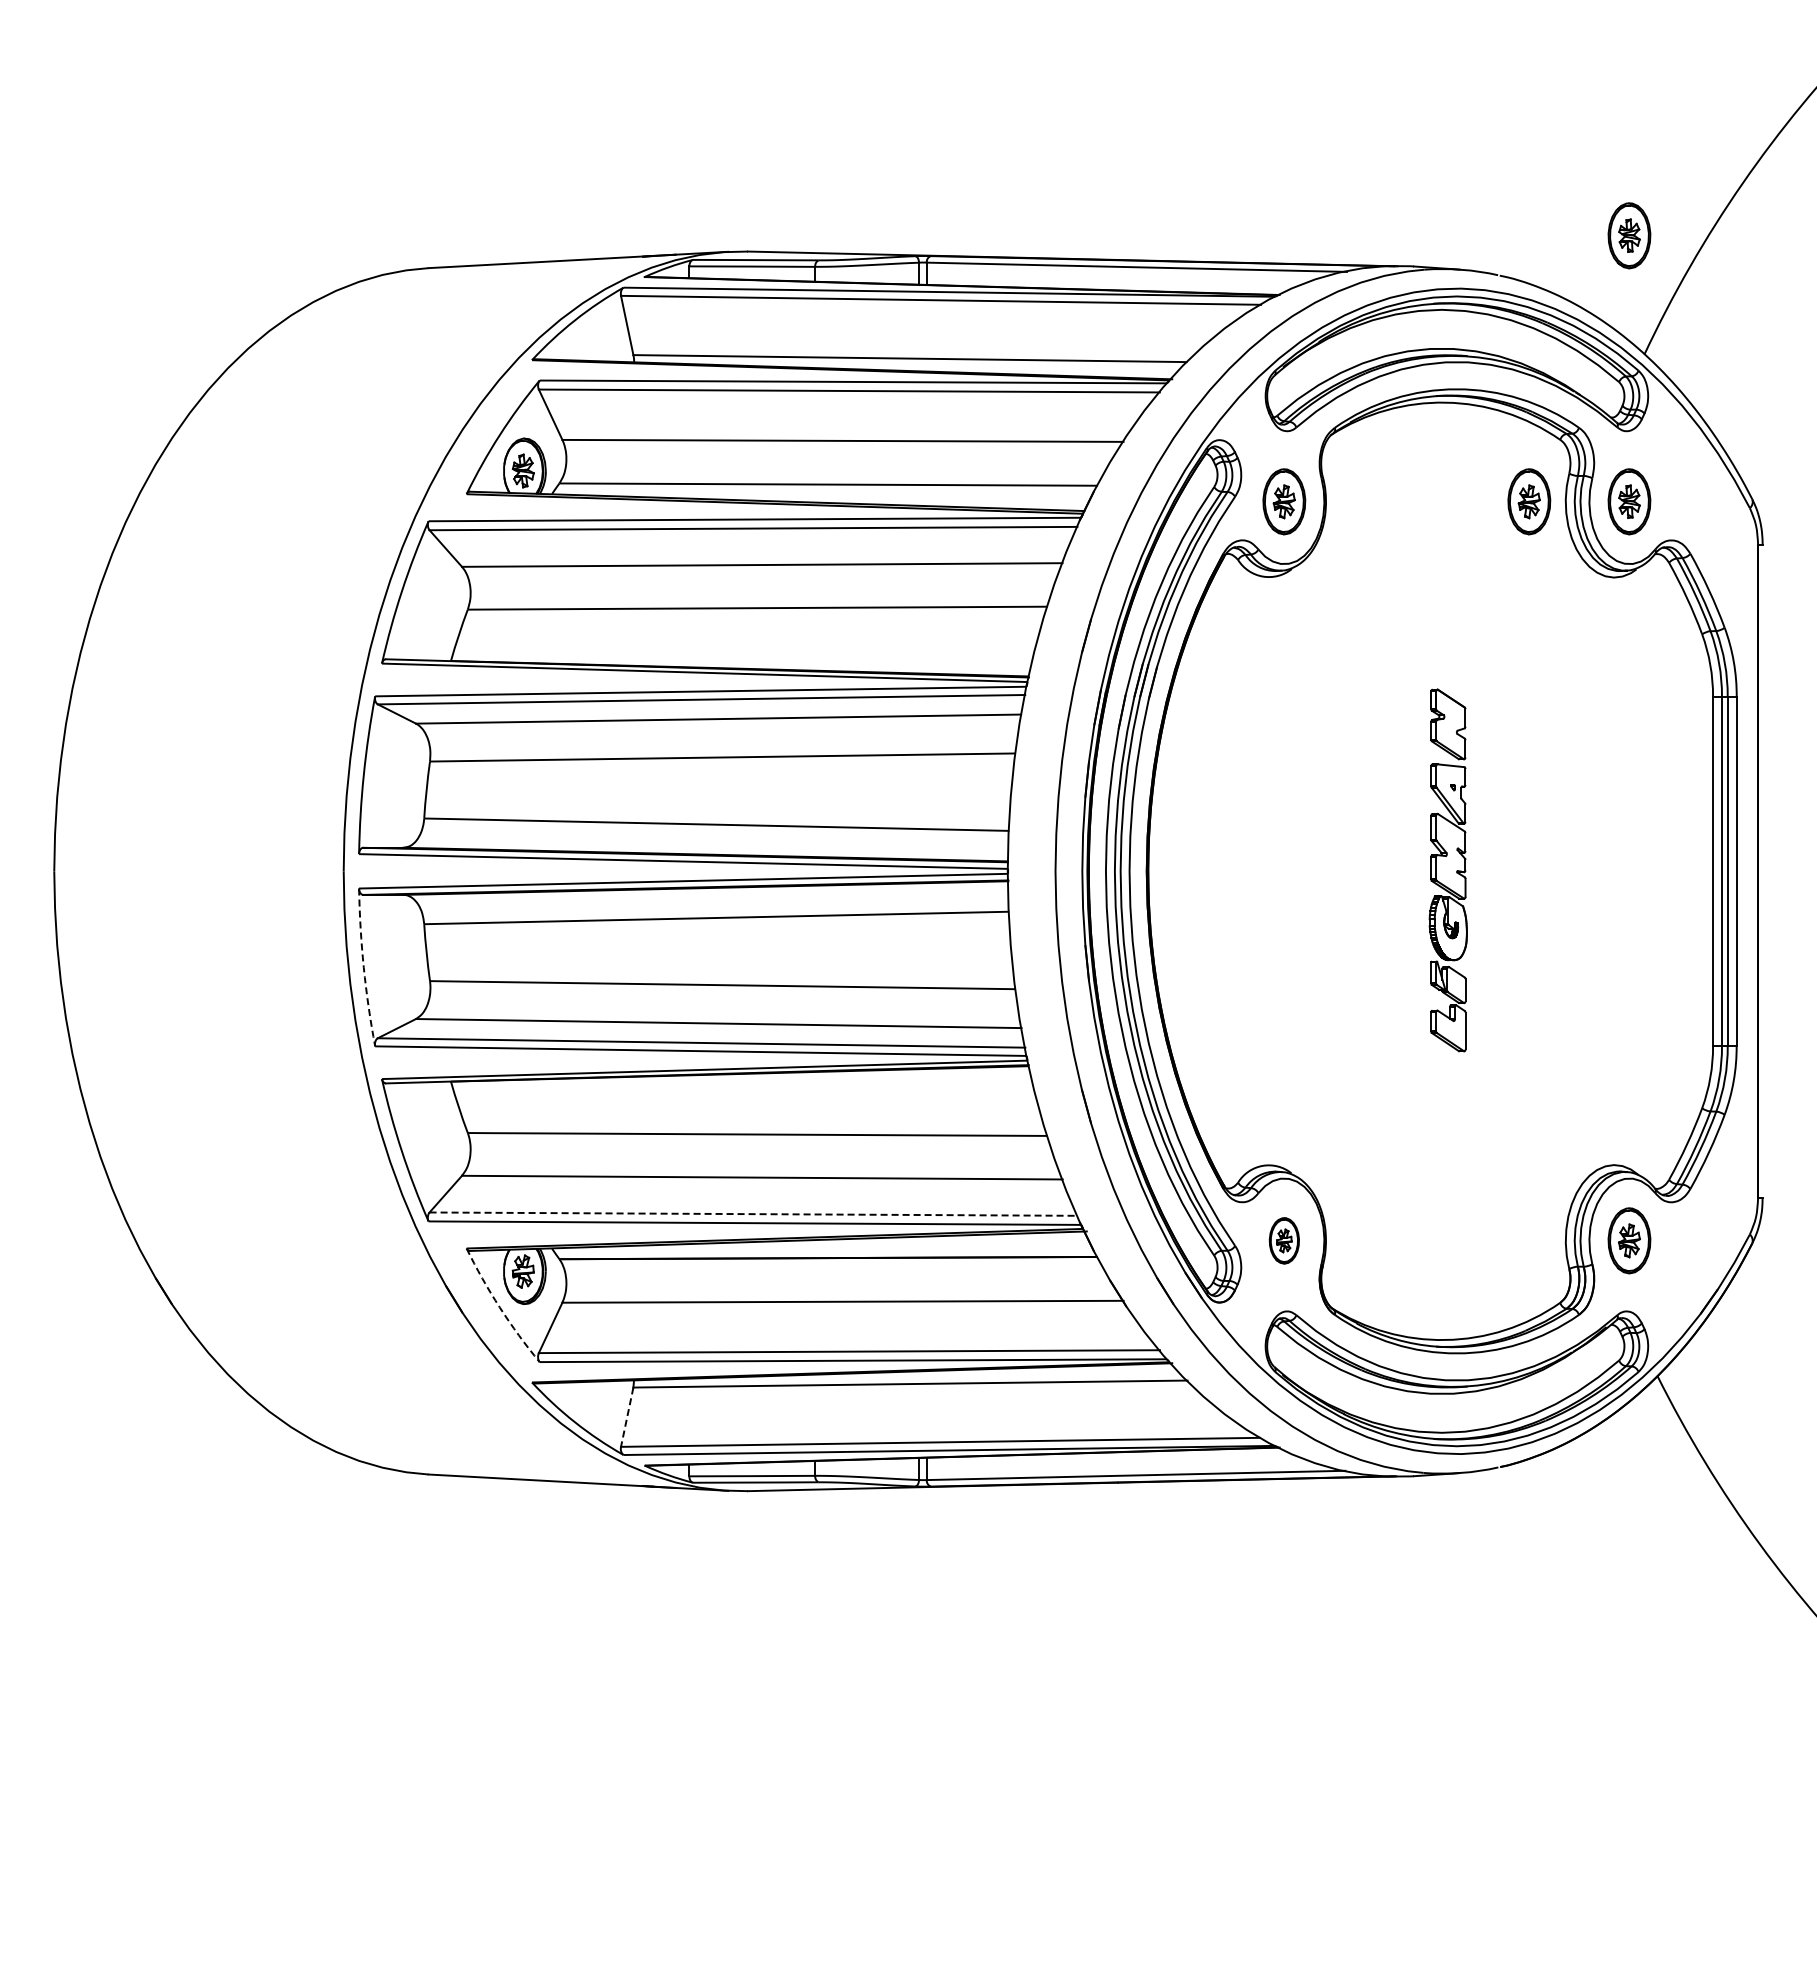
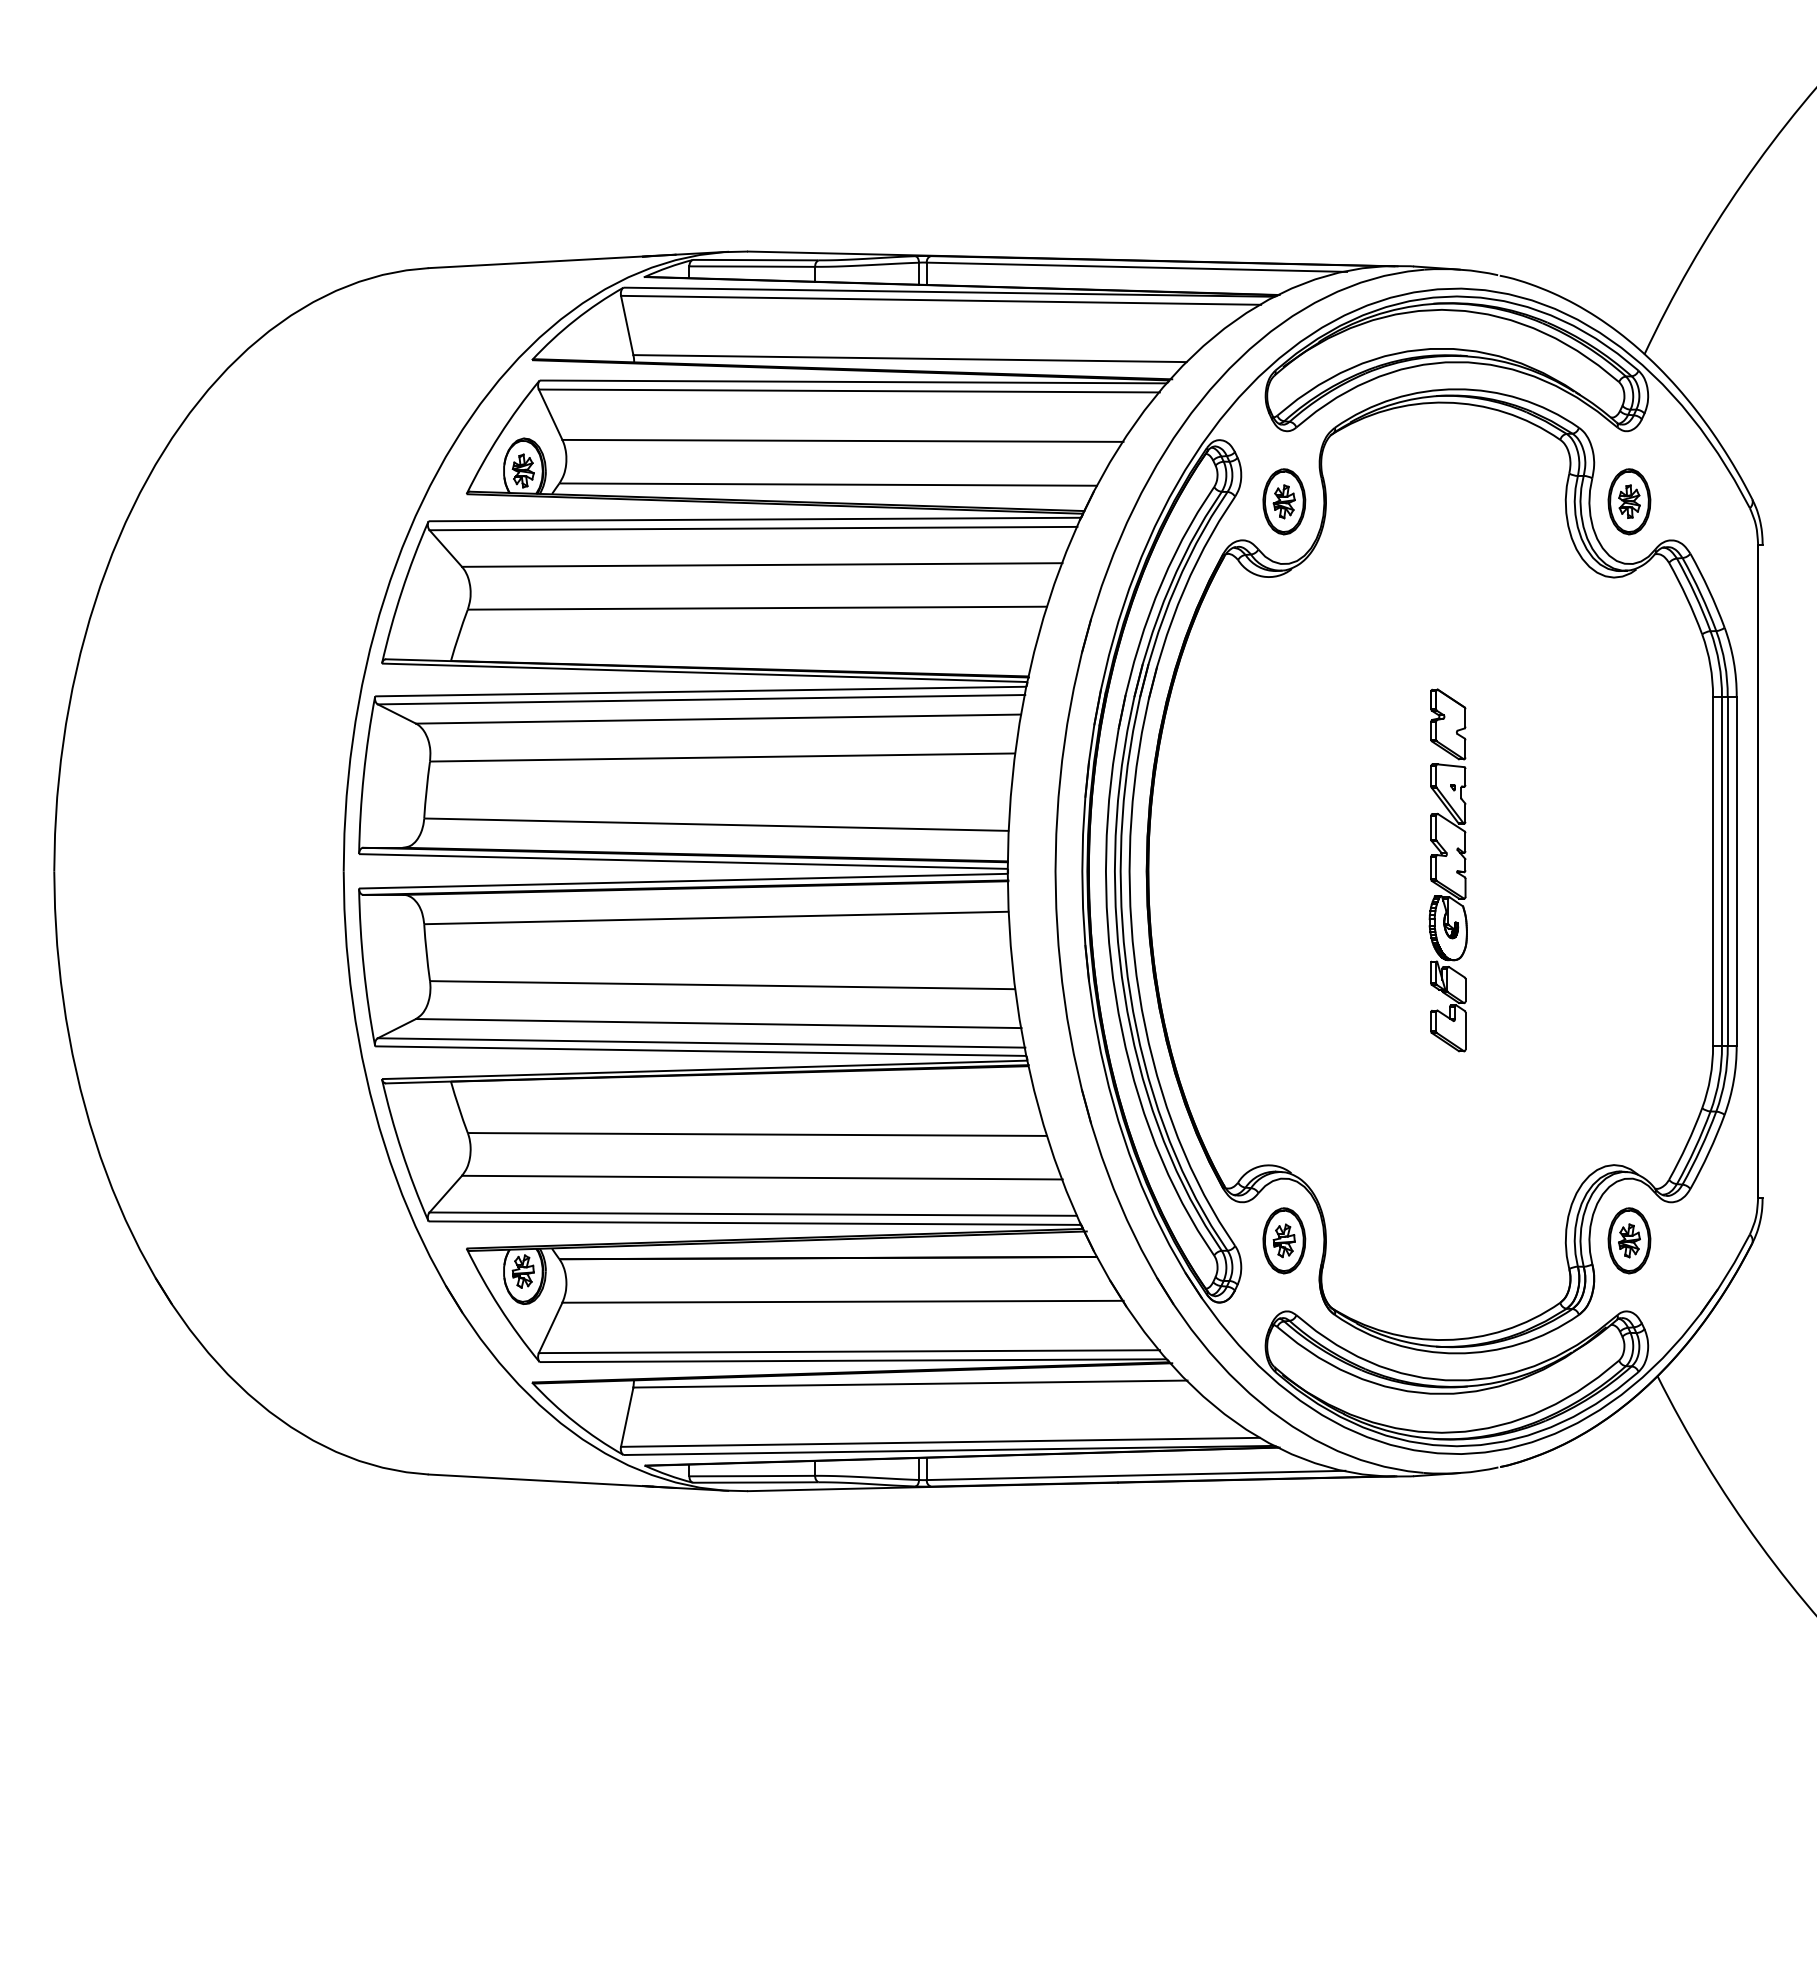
part: present -> none (1629, 235)
part: present -> none (1529, 501)
arc: dashed -> solid (363, 967)
line: dashed -> solid (753, 1214)
part size: 32x48 px -> 45x68 px (1284, 1240)
arc: dashed -> solid (499, 1307)
line: dashed -> solid (627, 1417)
